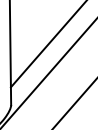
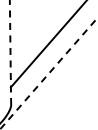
line: solid -> dashed (10, 52)
line: solid -> dashed (49, 73)
line: present -> none (74, 103)
